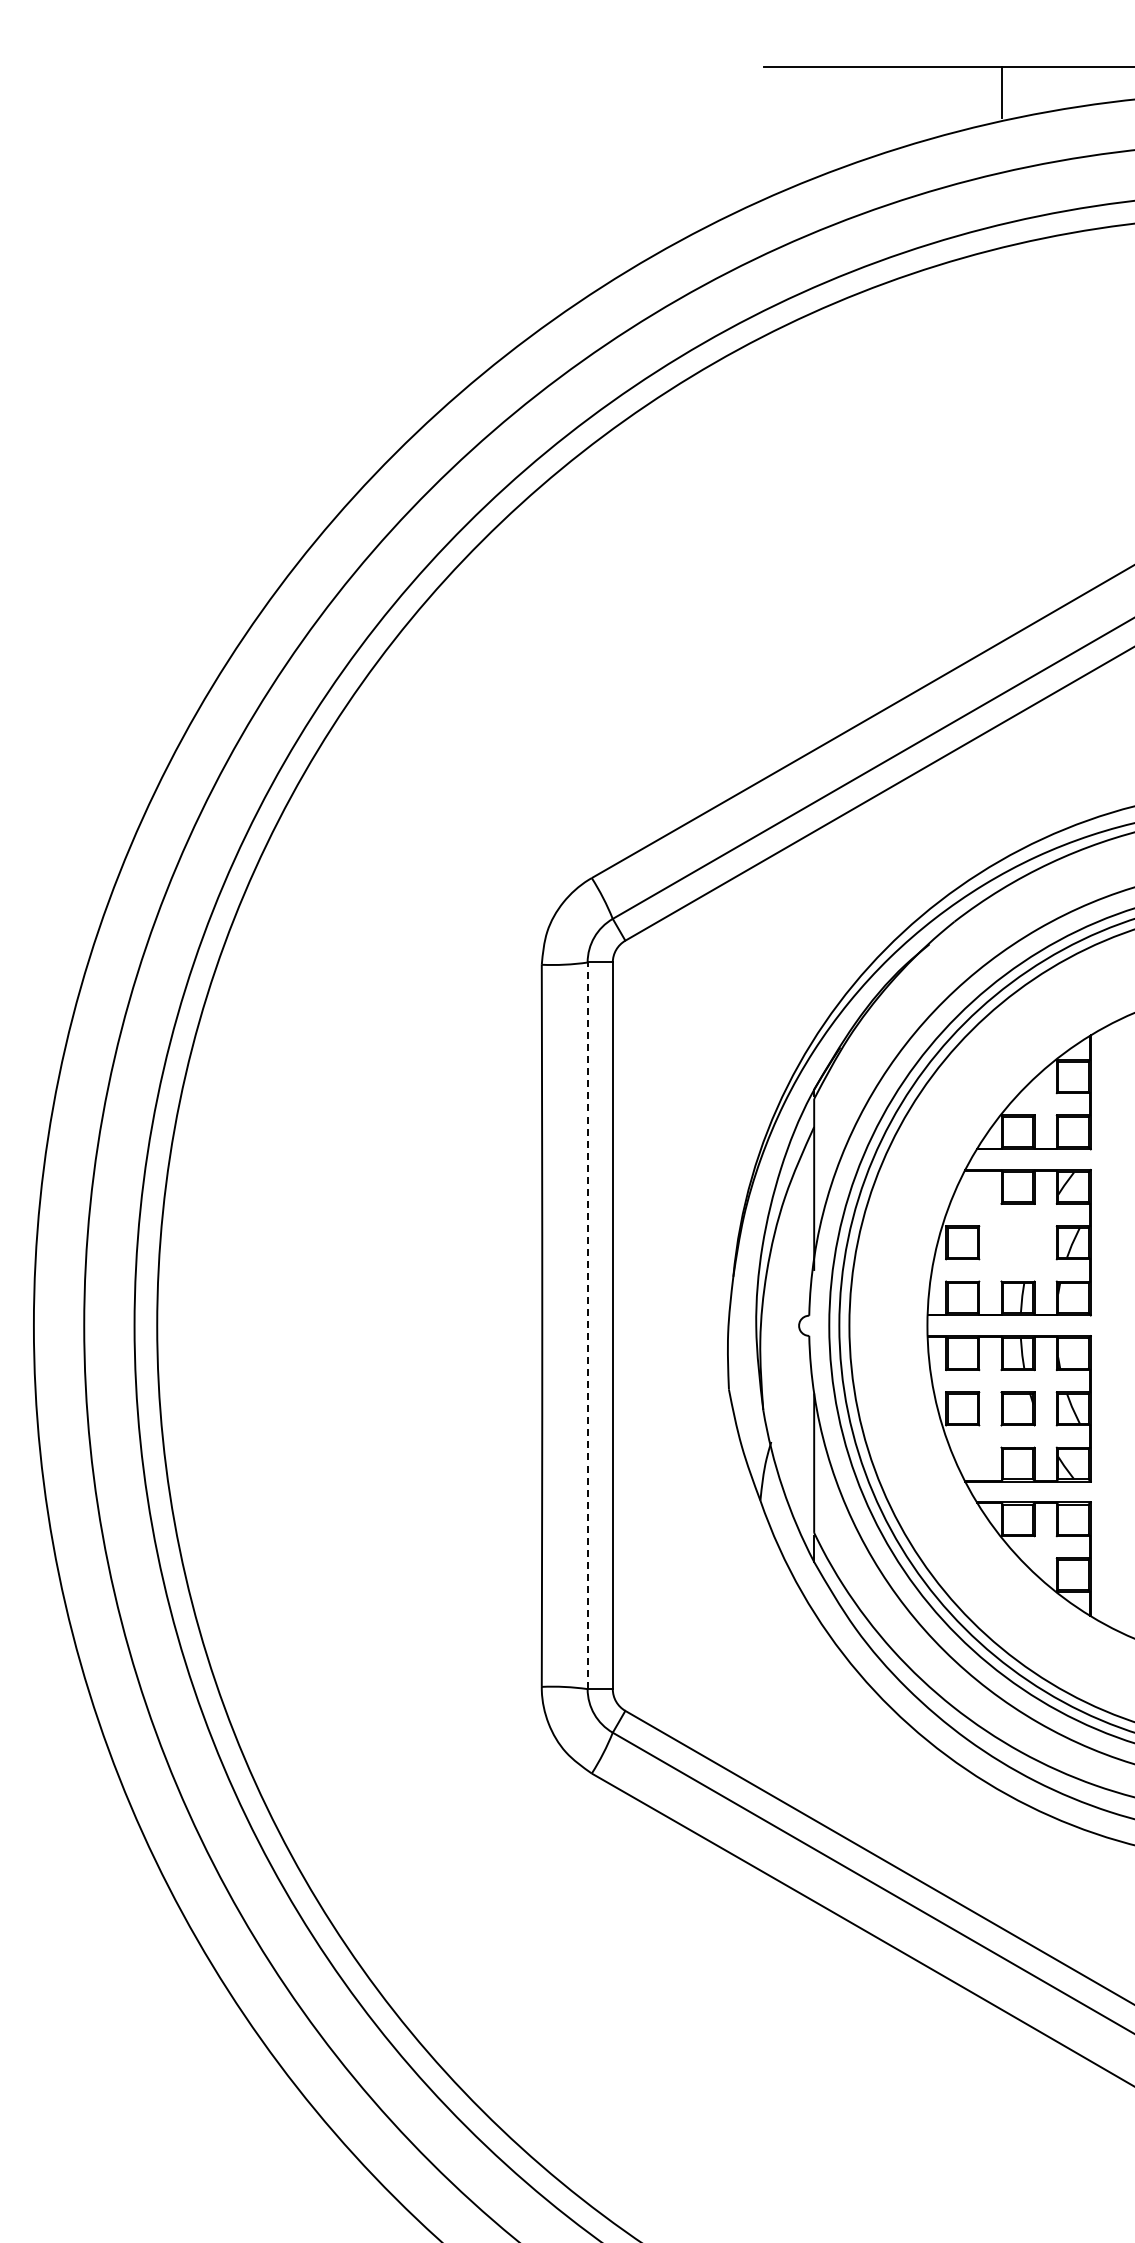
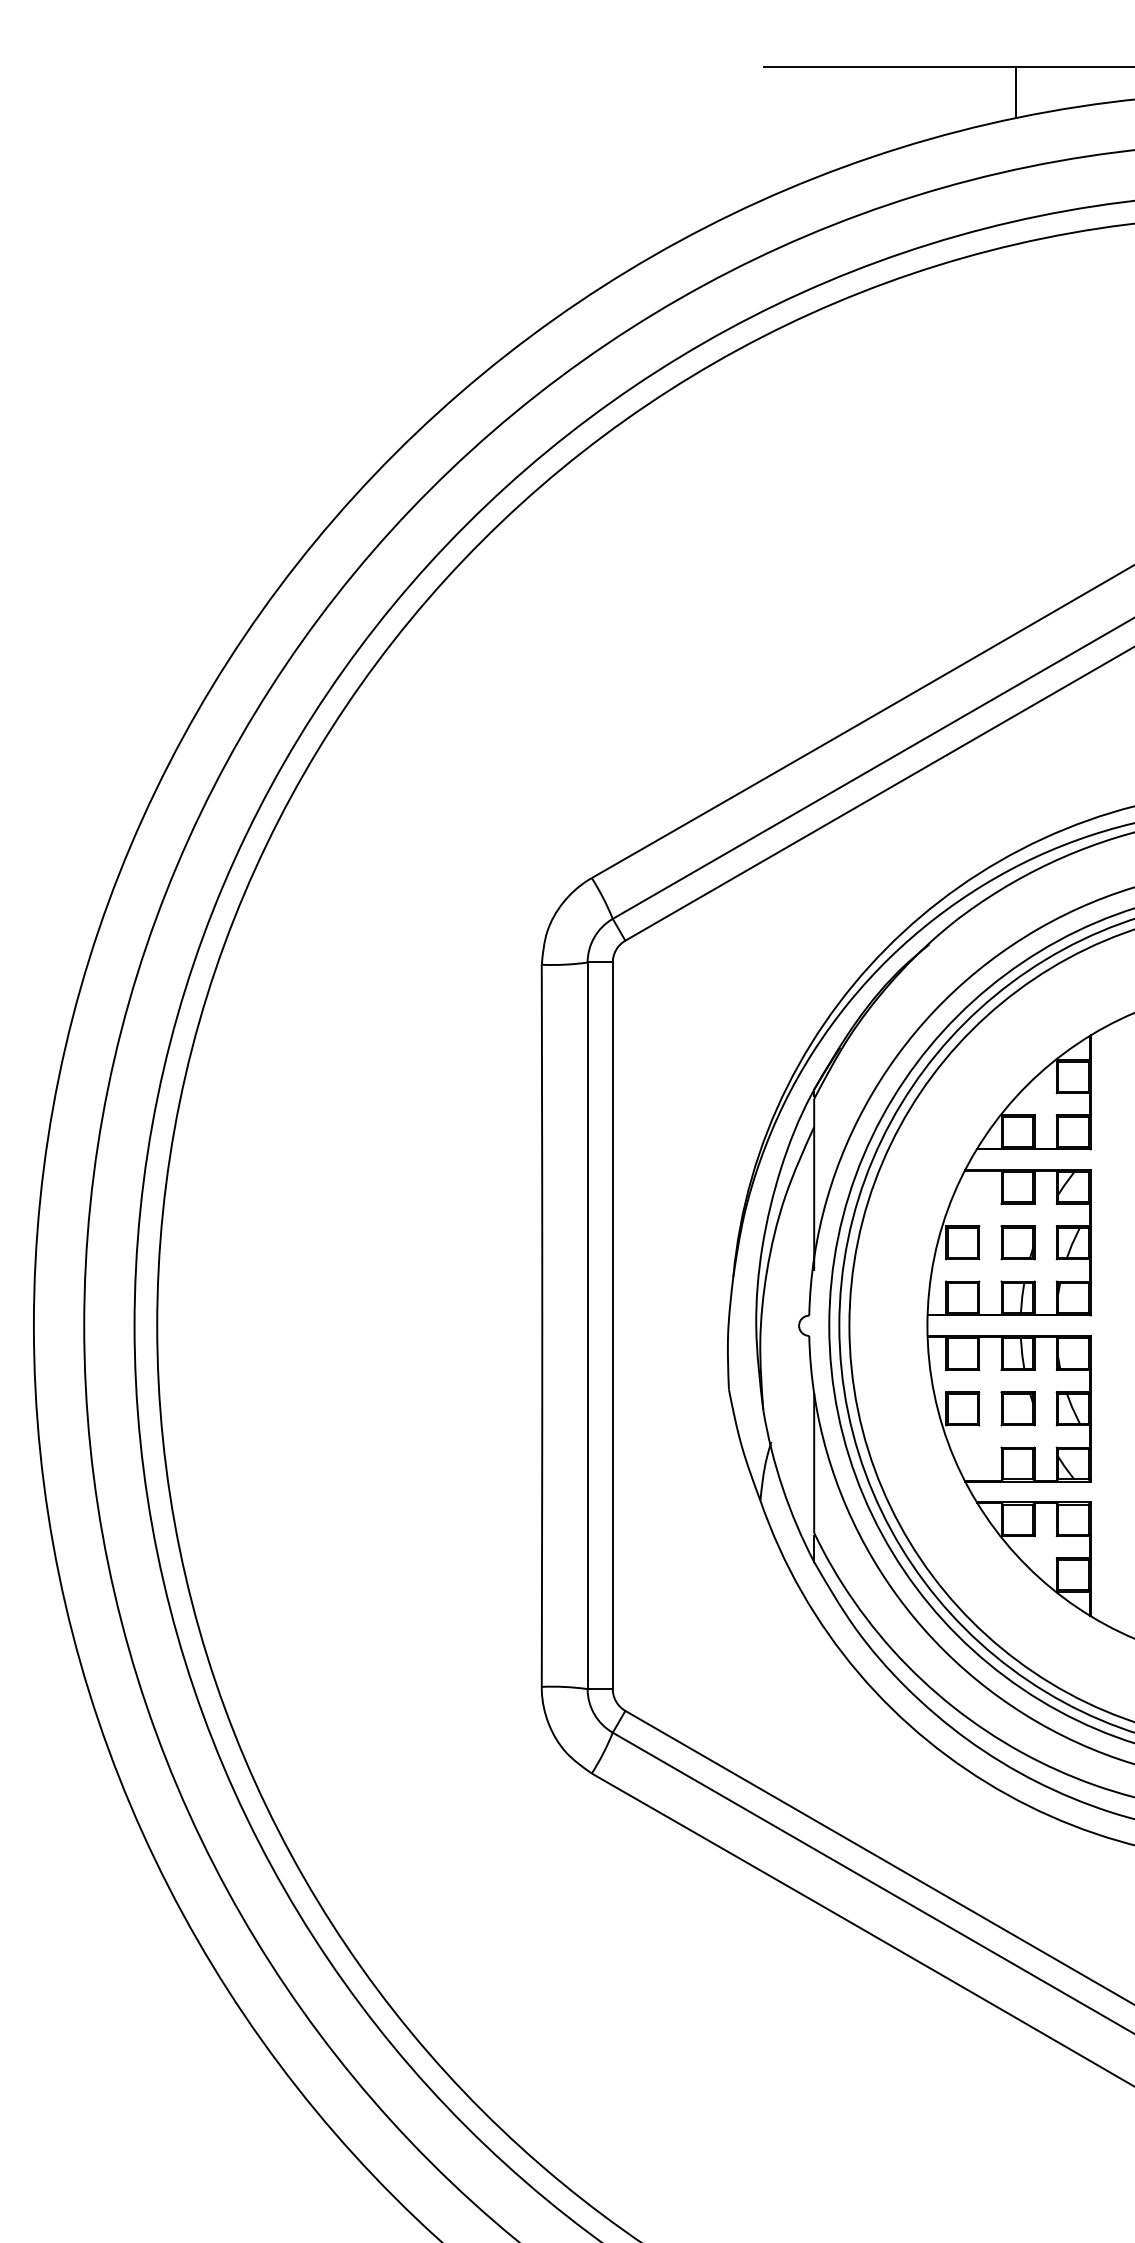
line position: (1001, 92) -> (1015, 92) (1015, 92)
part: none -> present (1017, 1242)
line: dashed -> solid (587, 1325)
